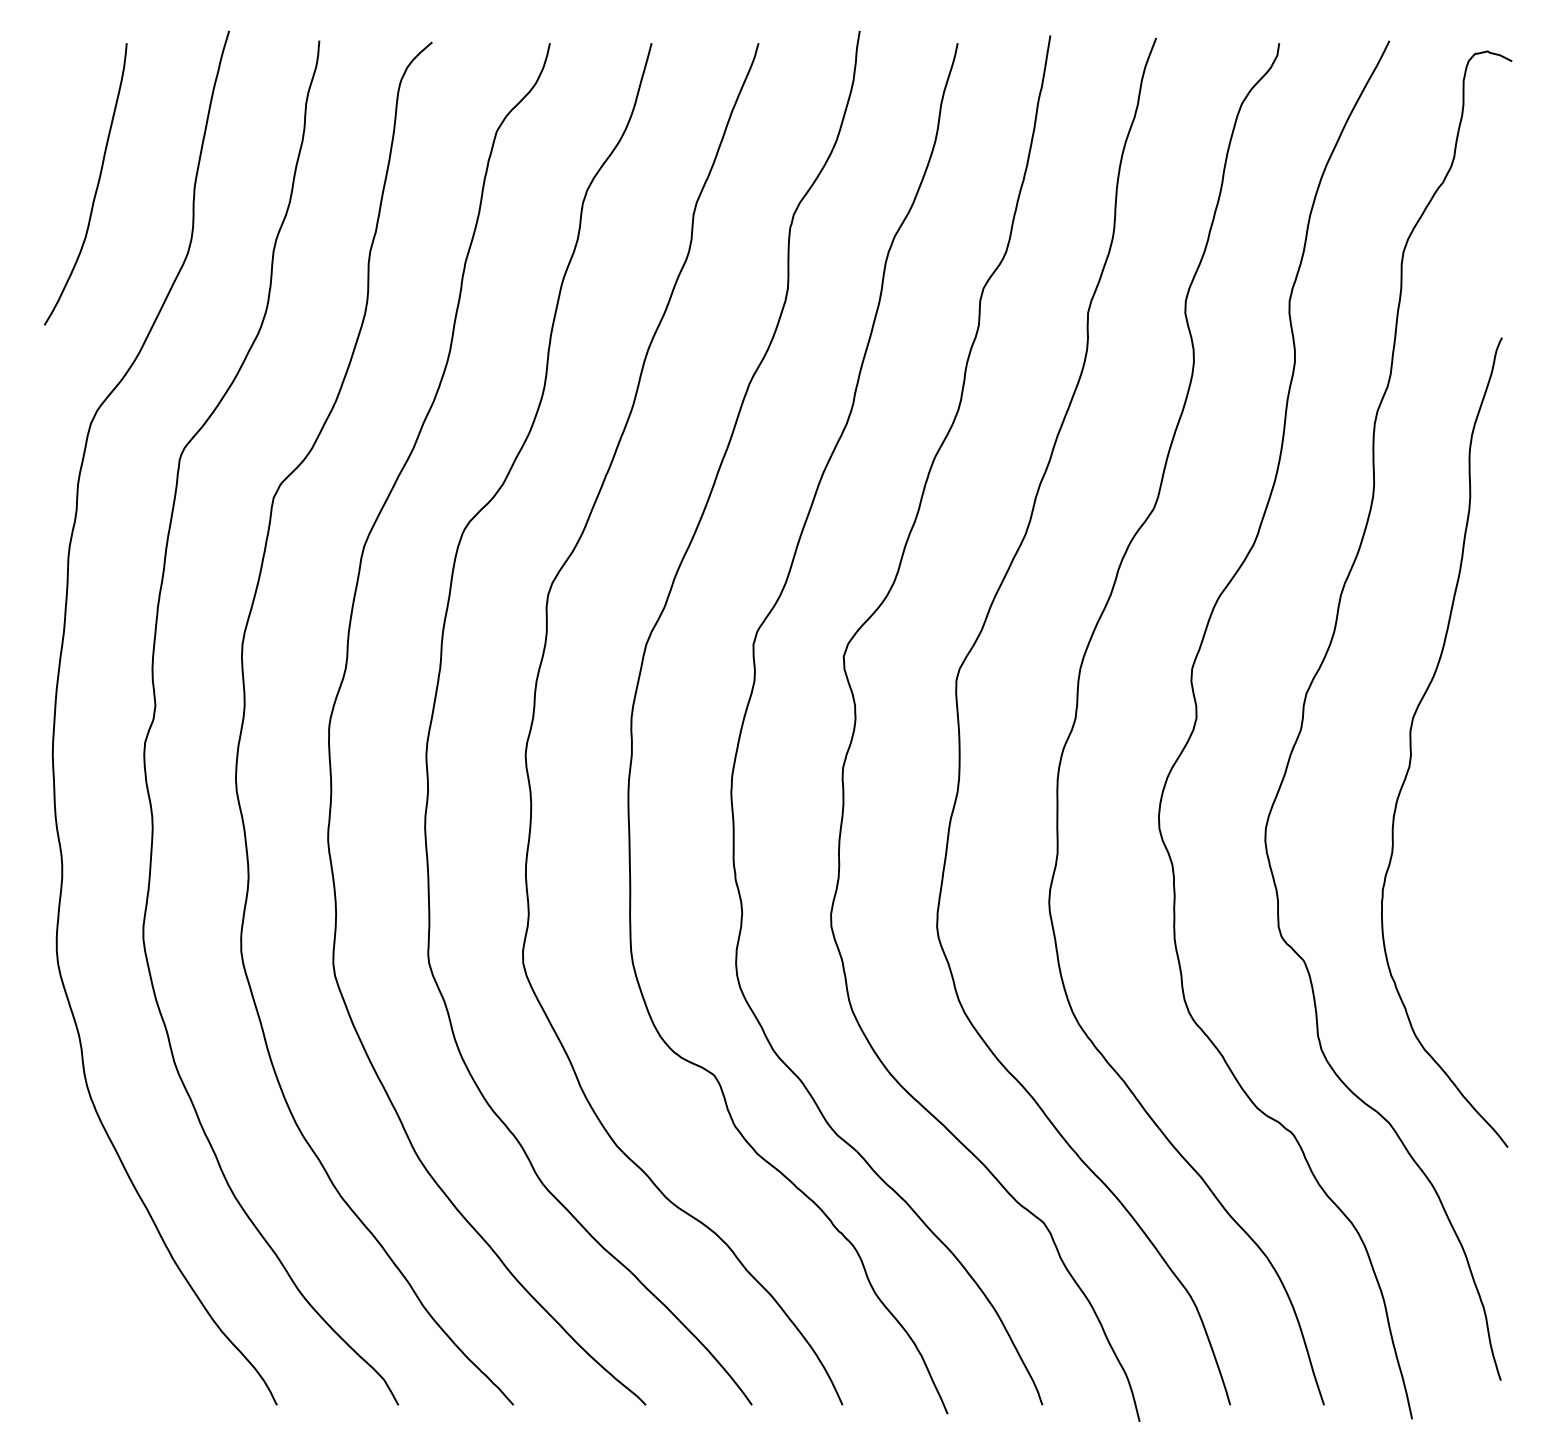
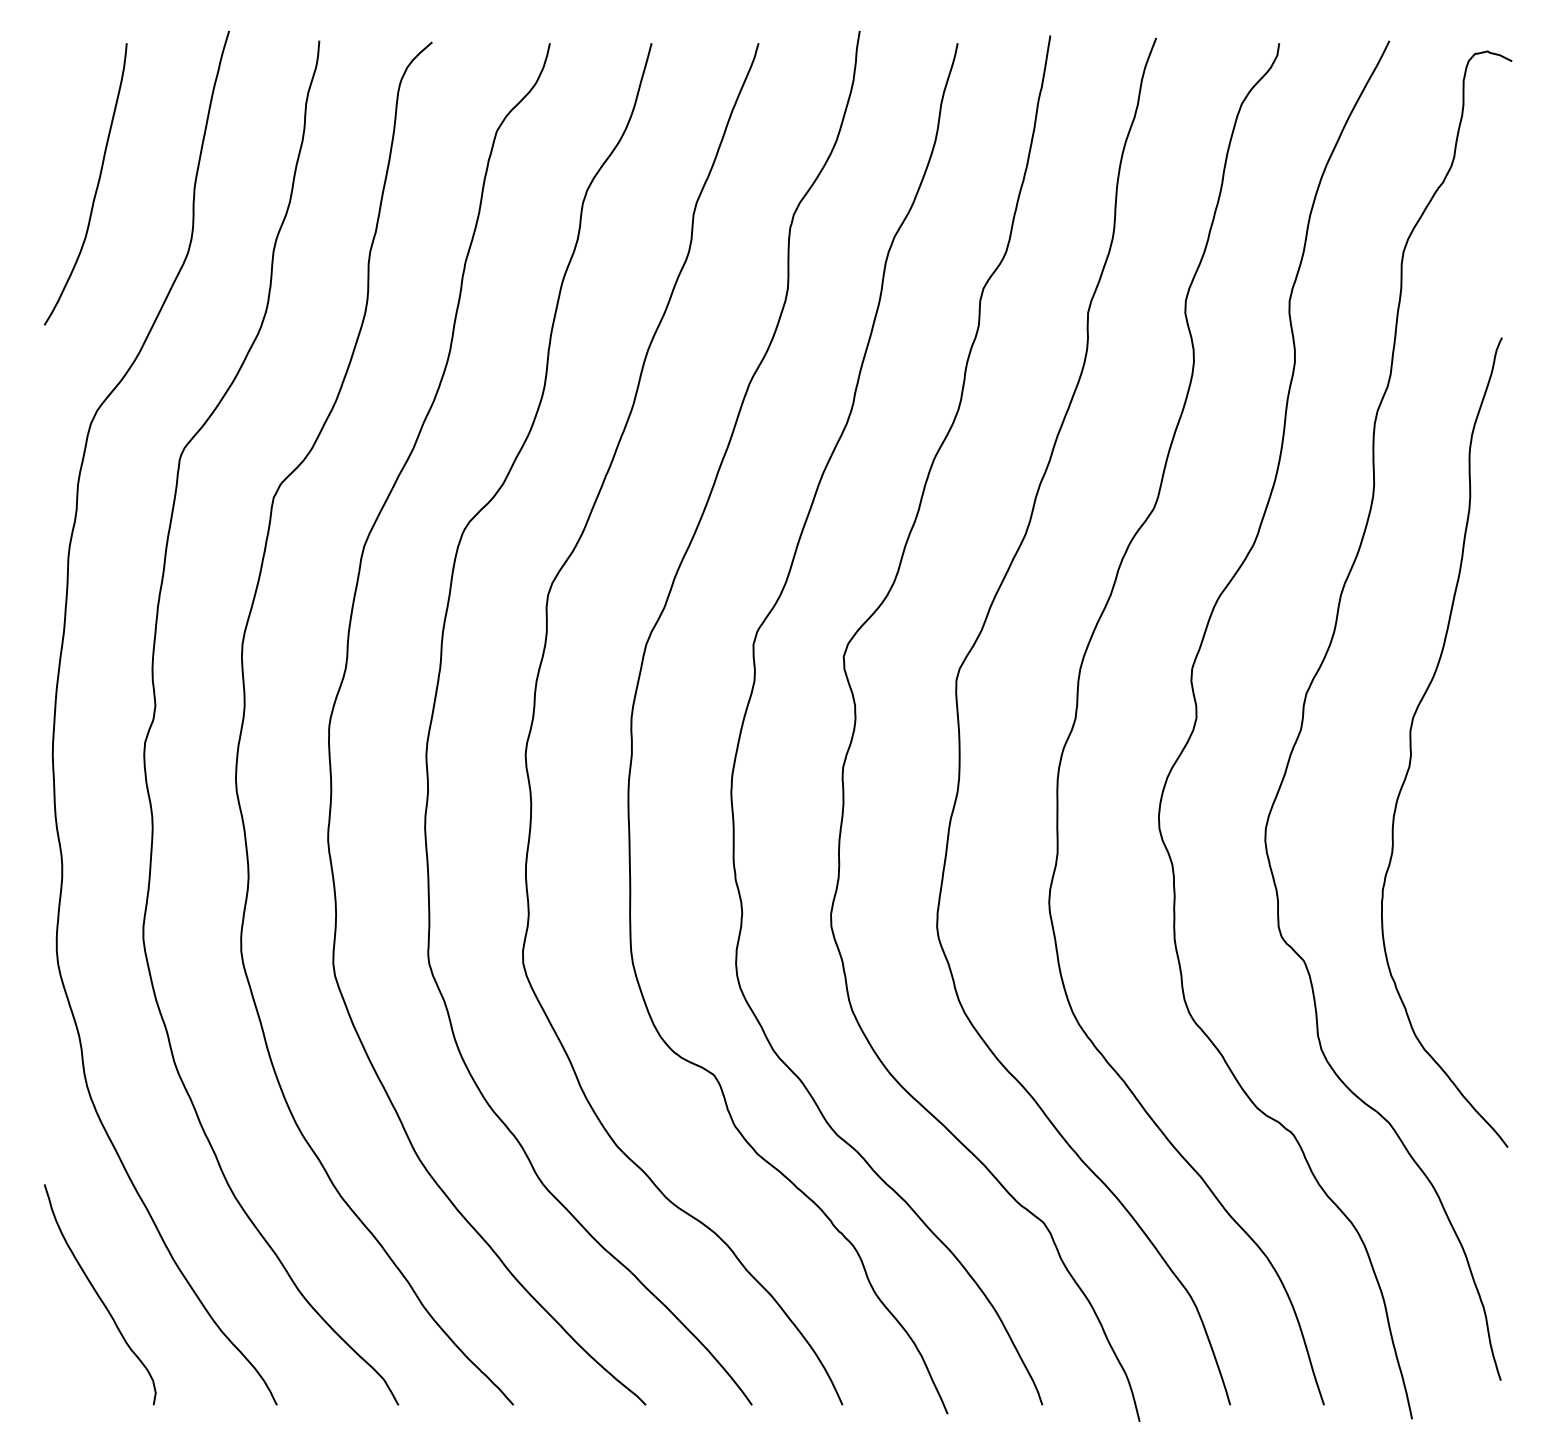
curve: none -> present (98, 1294)
